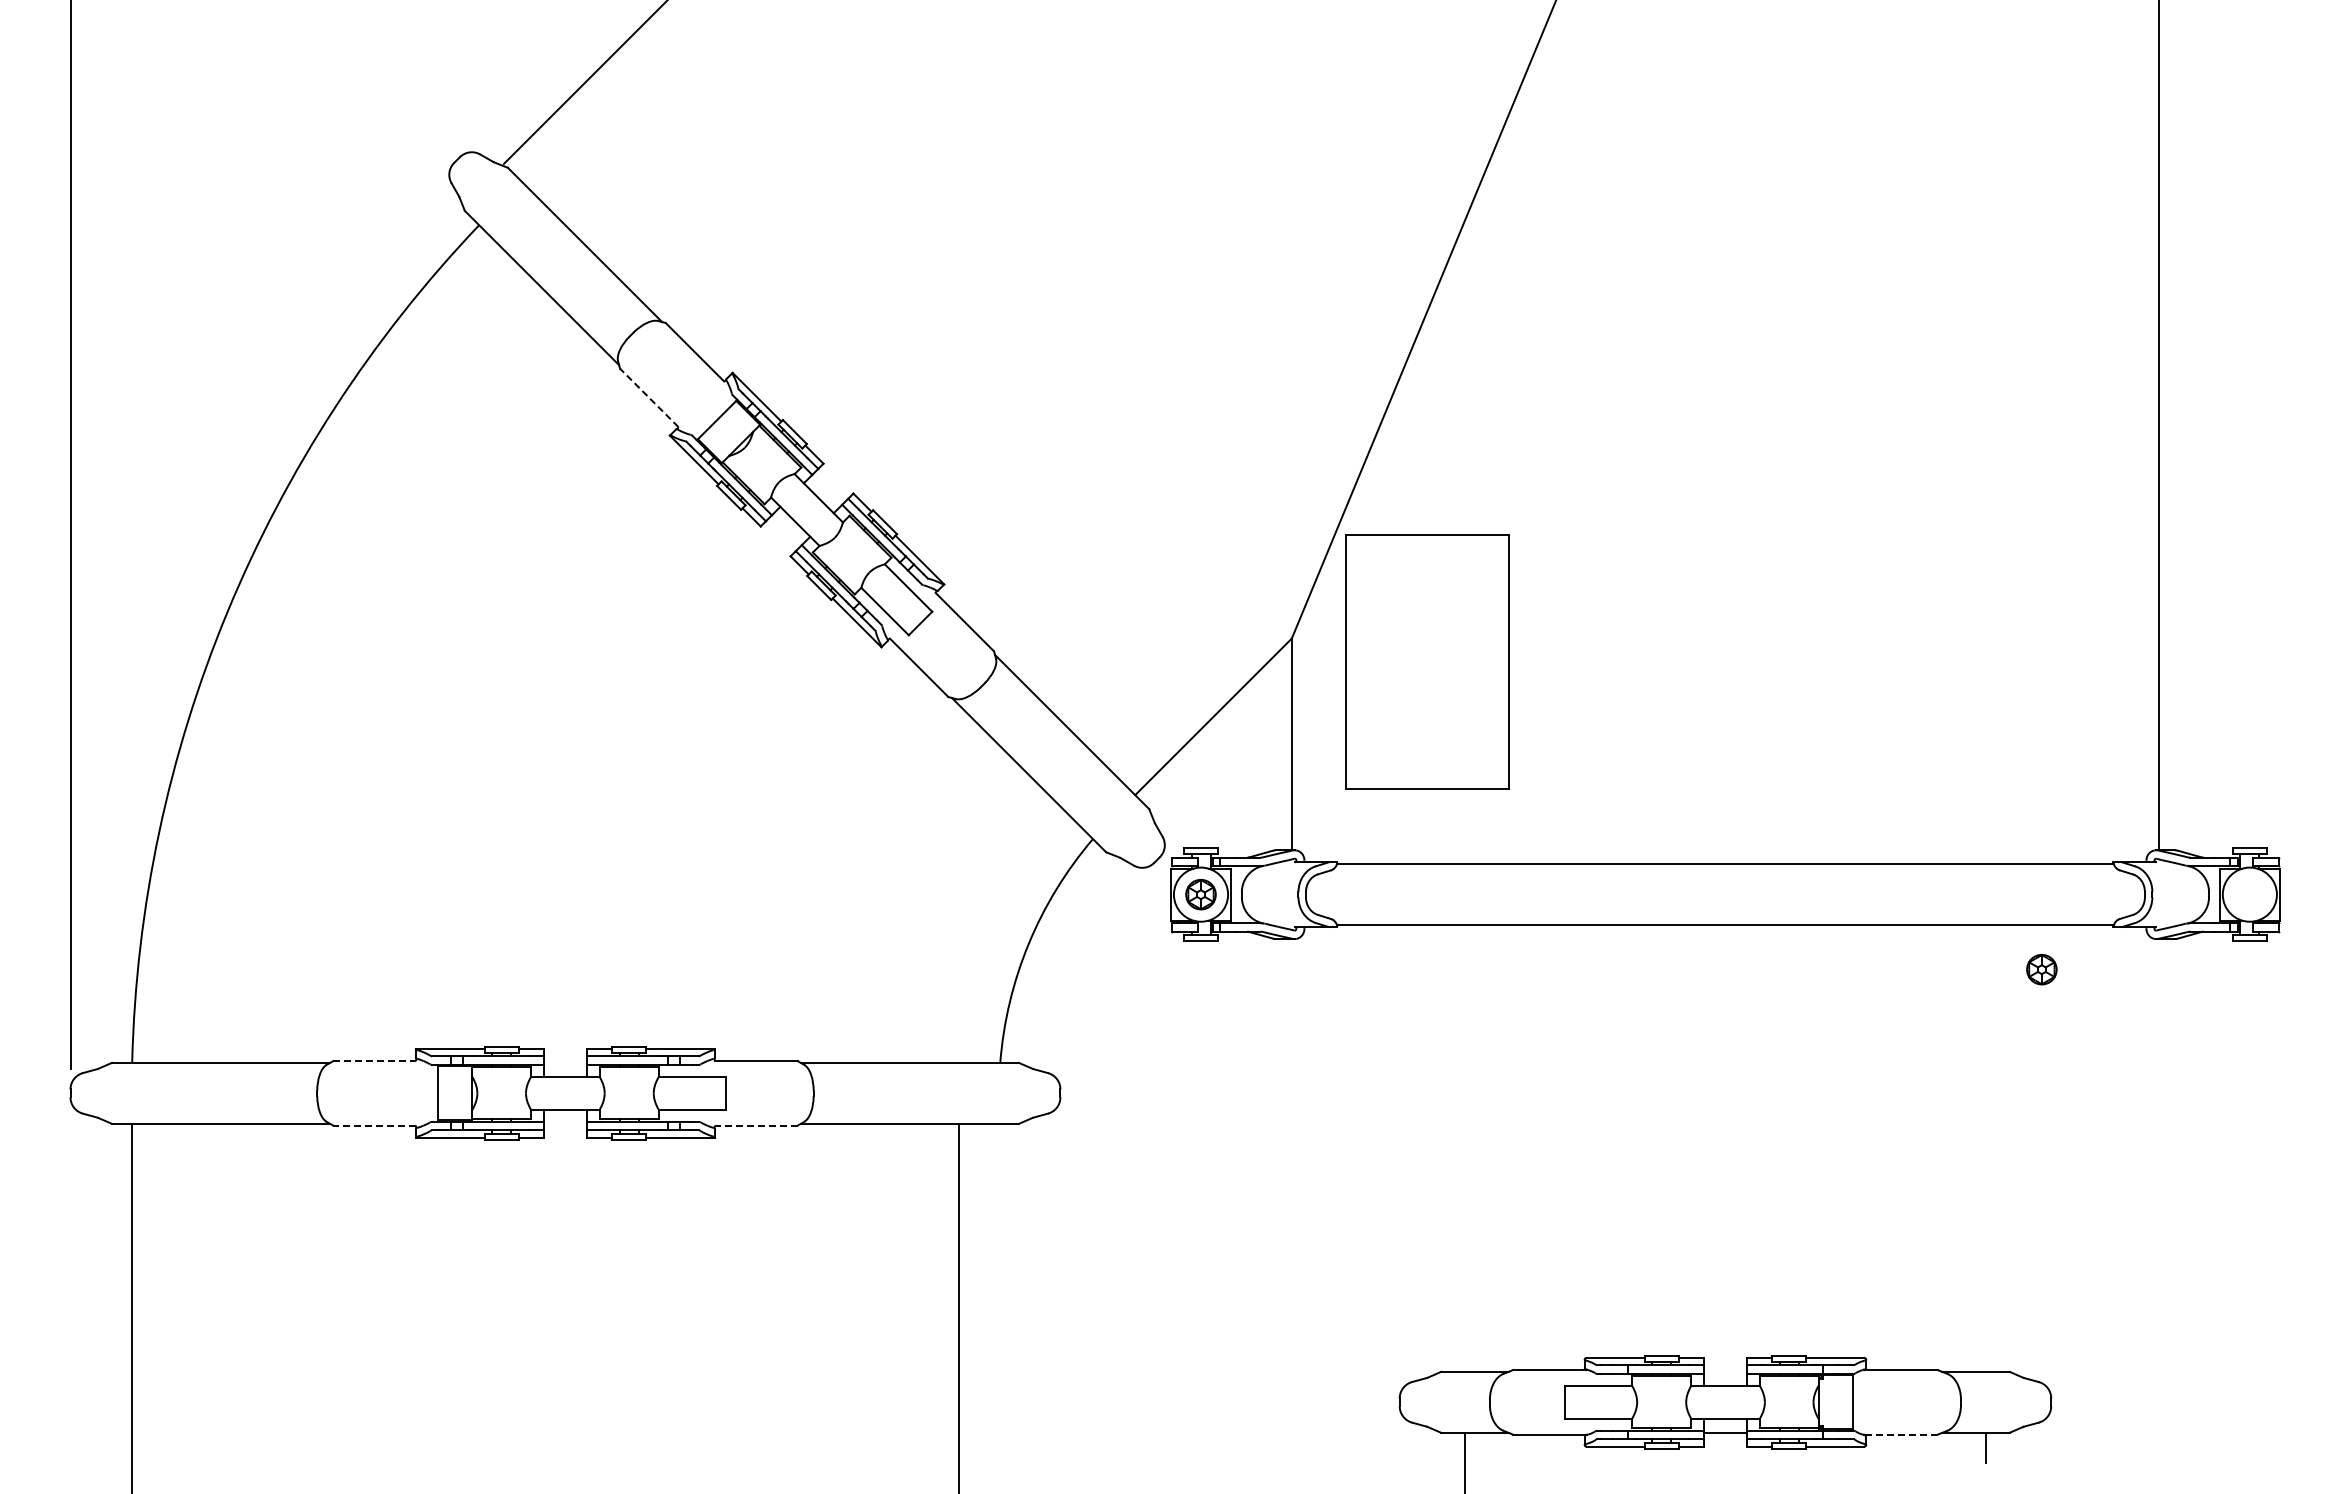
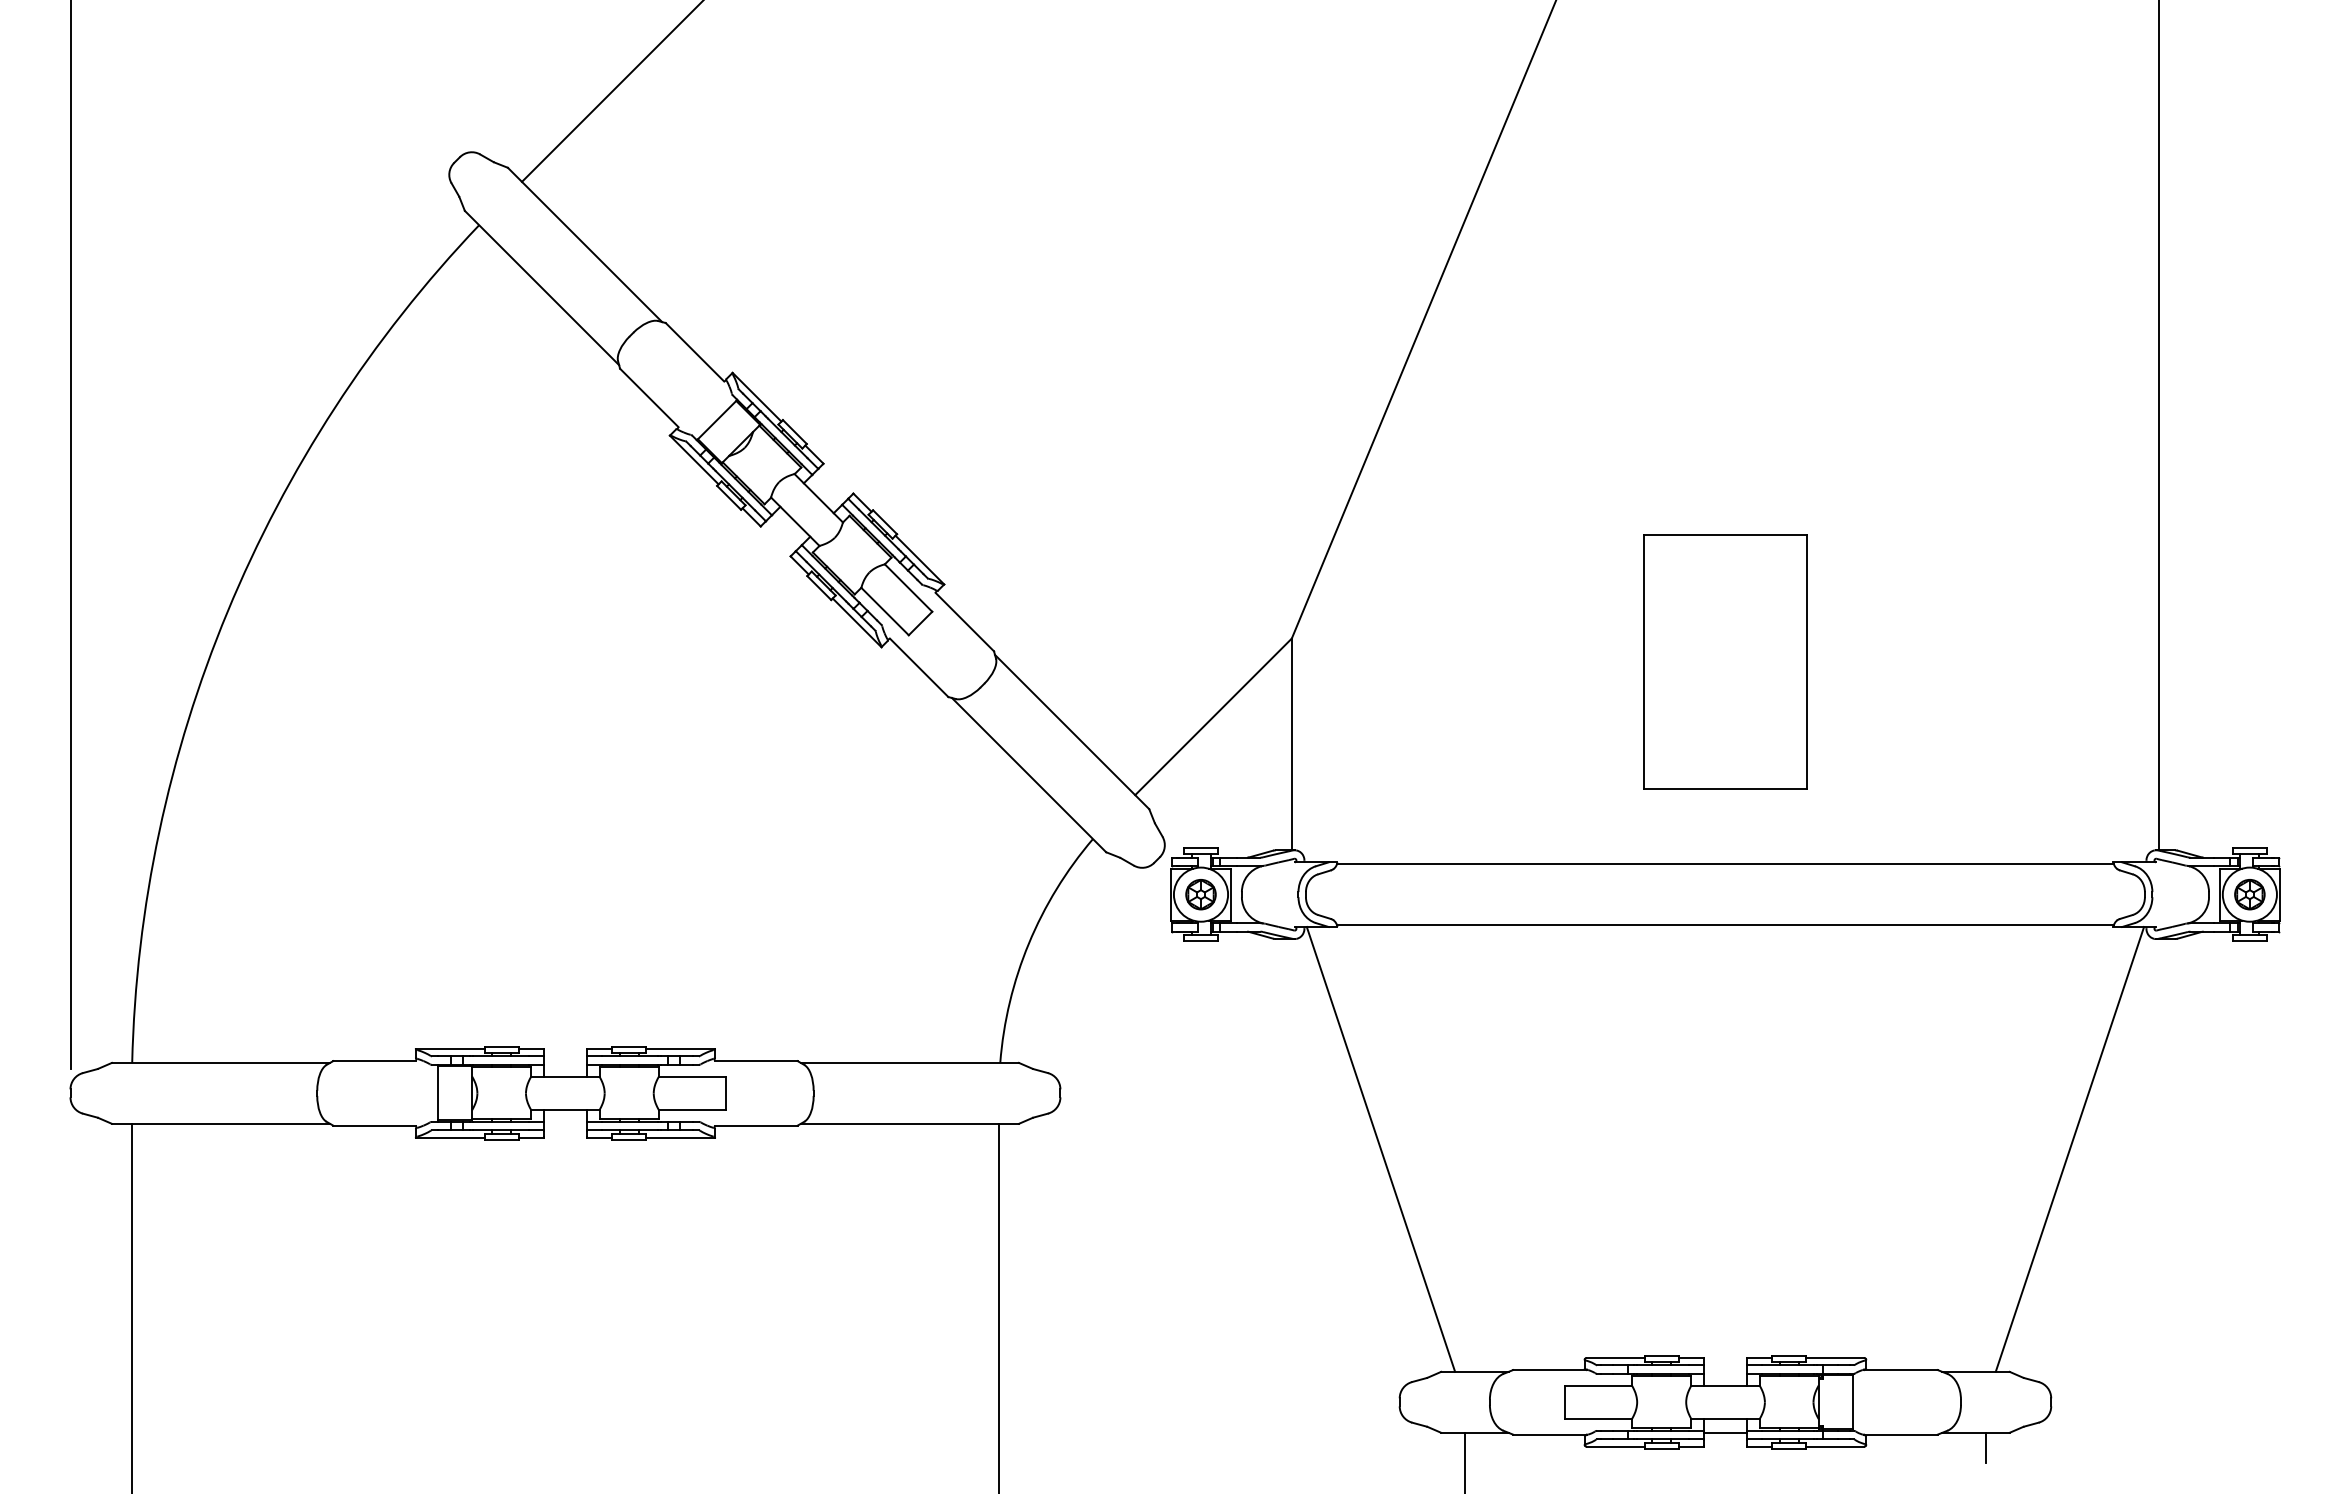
line position: (584, 82) -> (611, 91) (611, 91)
line: dashed -> solid (648, 397)
part position: (1427, 661) -> (1725, 661) (1725, 661)
part position: (2041, 969) -> (2249, 894) (2249, 894)
line: dashed -> solid (375, 1061)
line: dashed -> solid (374, 1125)
line: dashed -> solid (755, 1125)
line: none -> present (1380, 1148)
line: none -> present (2069, 1148)
line position: (959, 1306) -> (999, 1306) (999, 1306)
line: dashed -> solid (1900, 1434)
